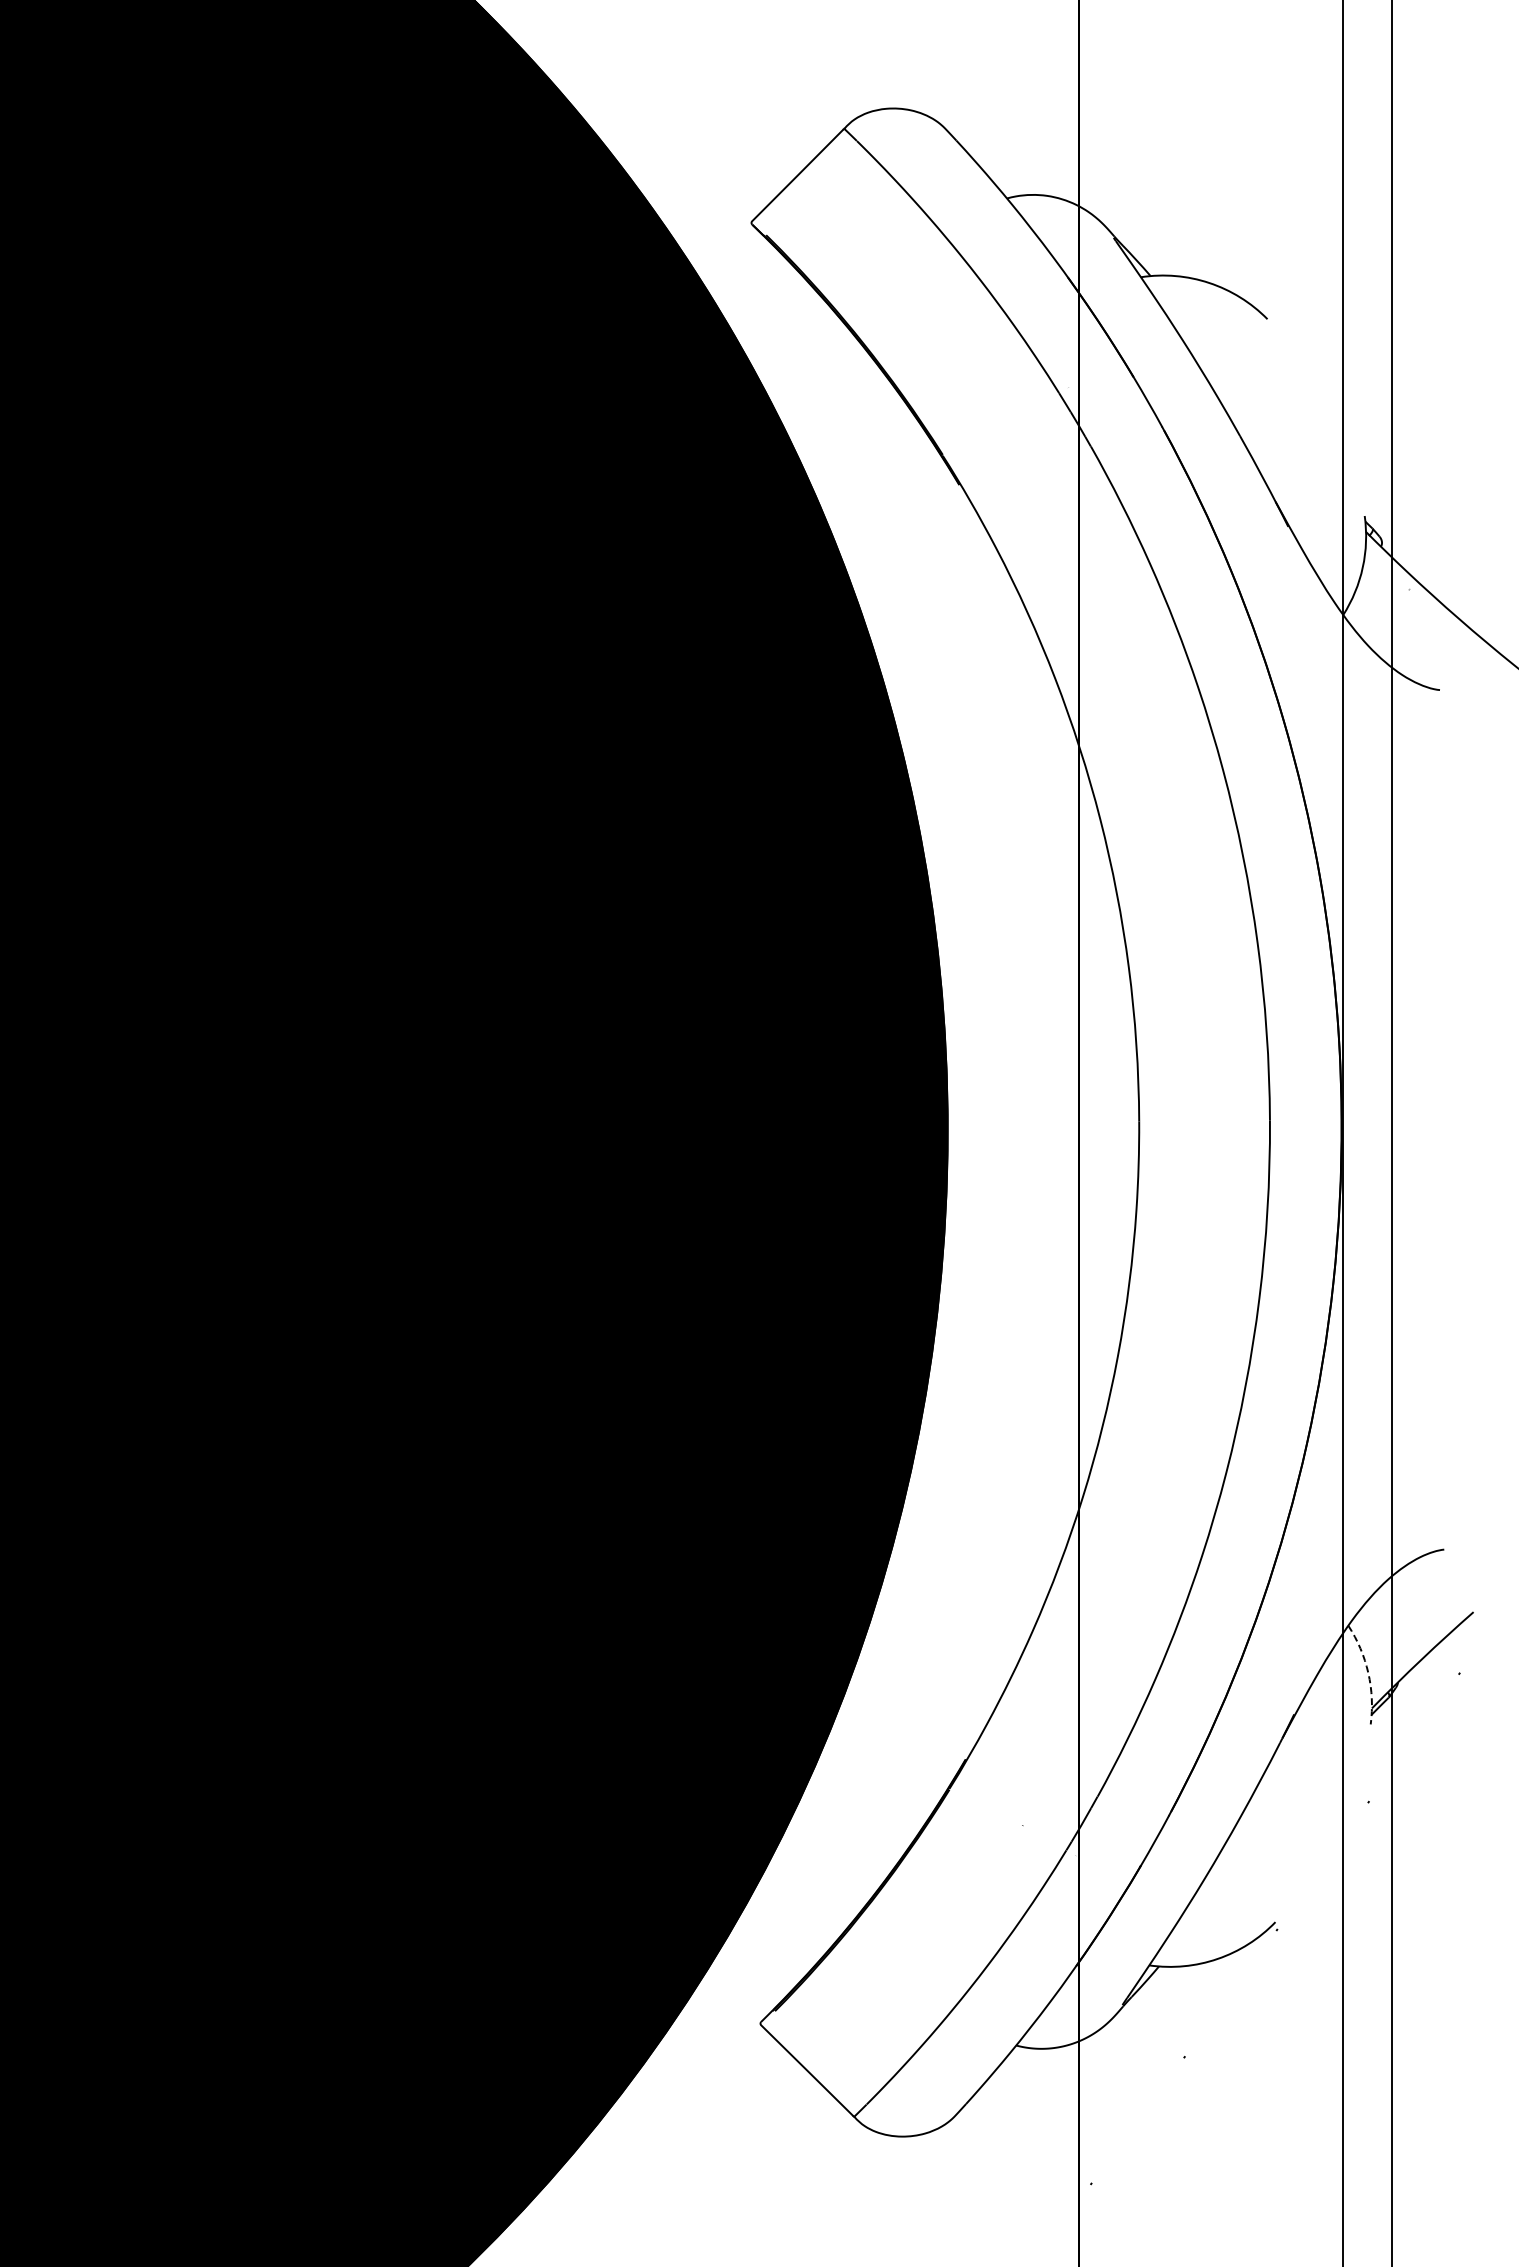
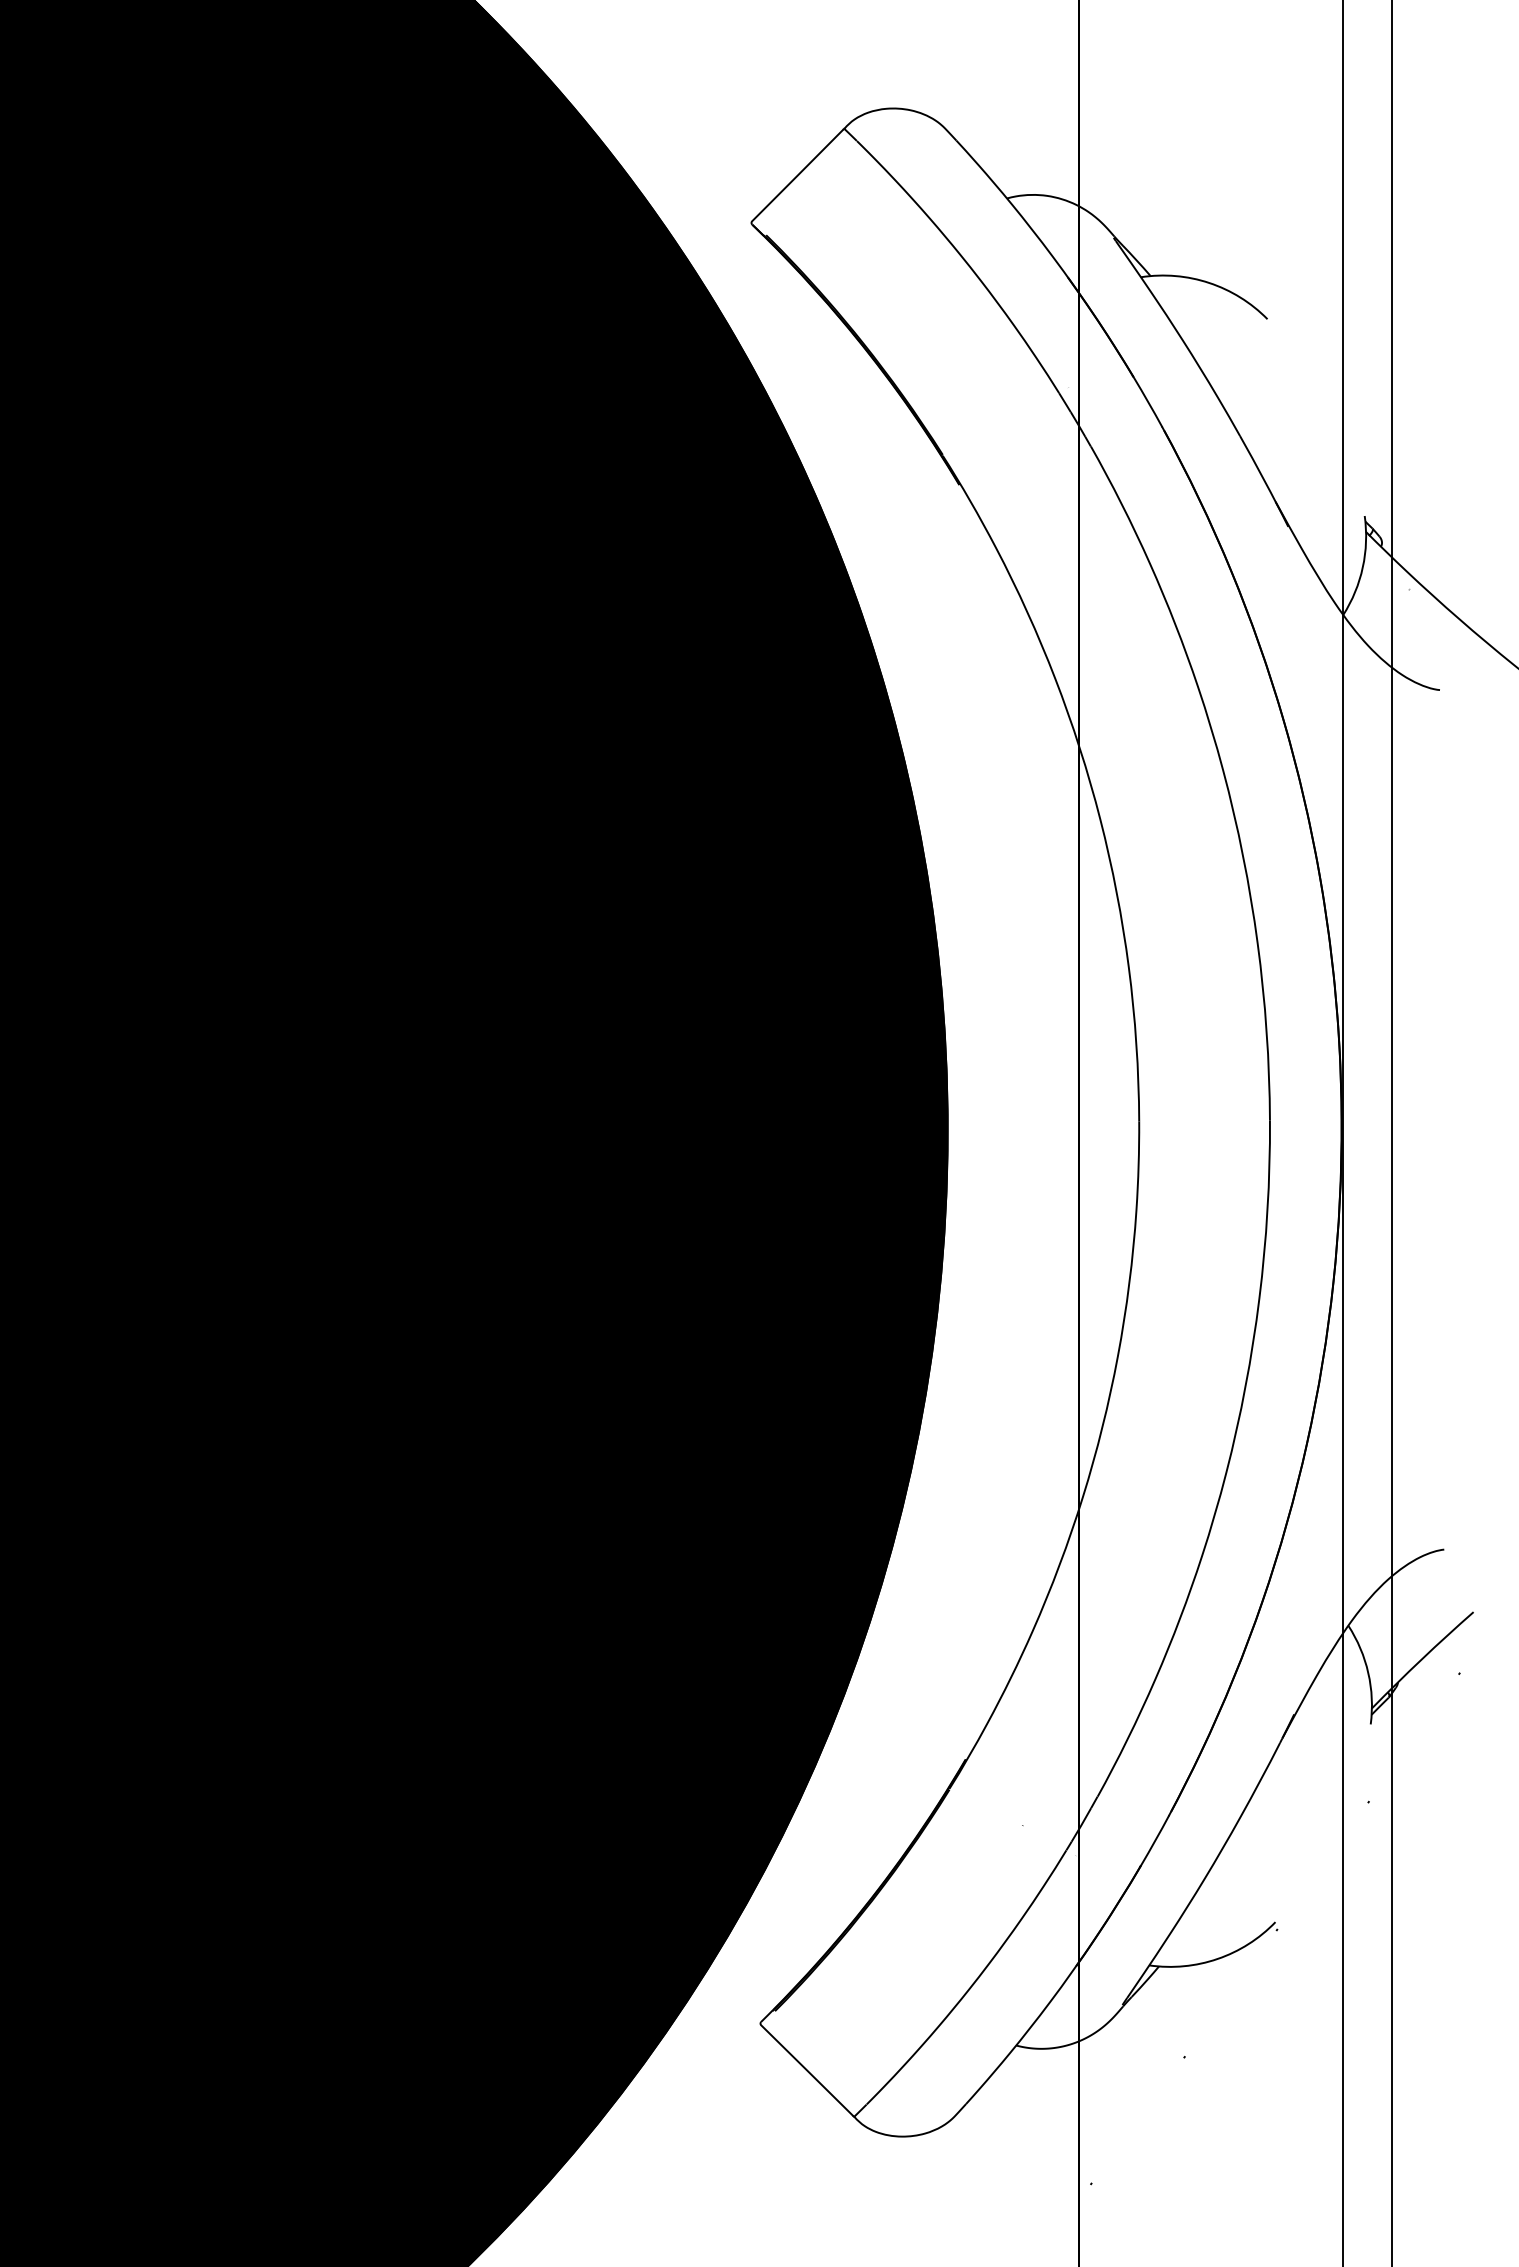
arc: dashed -> solid (1368, 1673)
